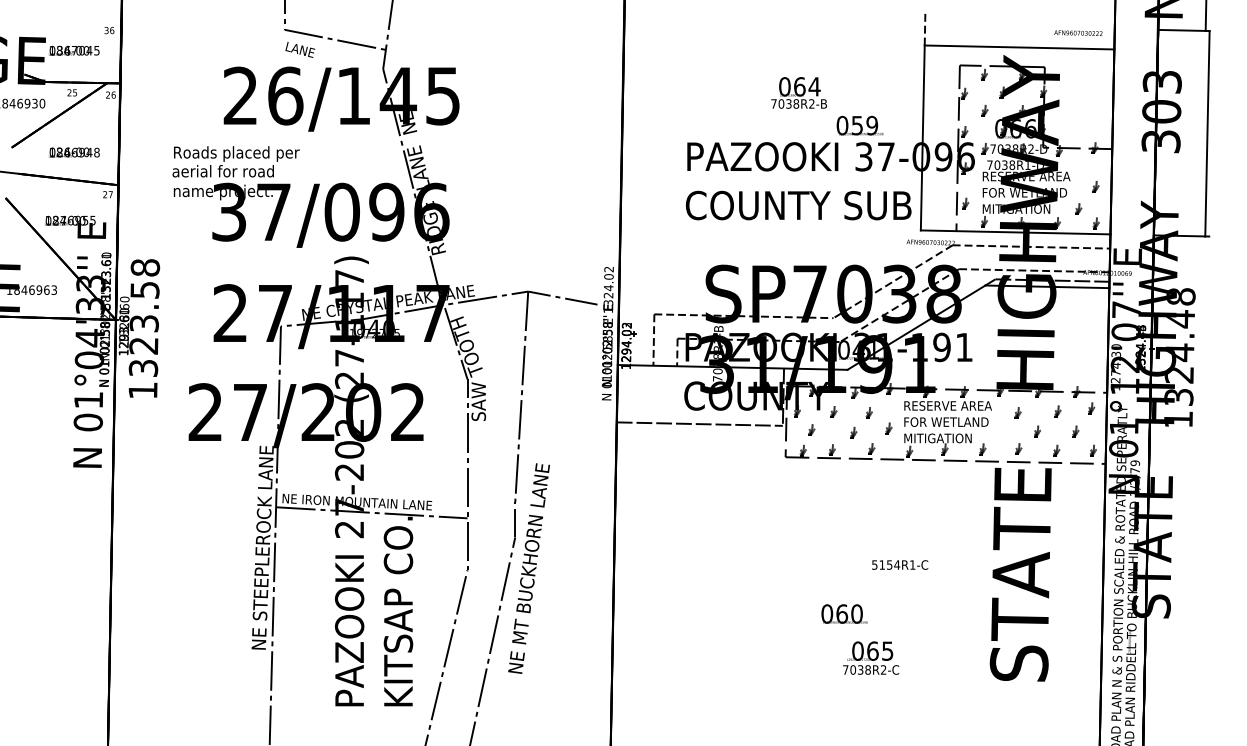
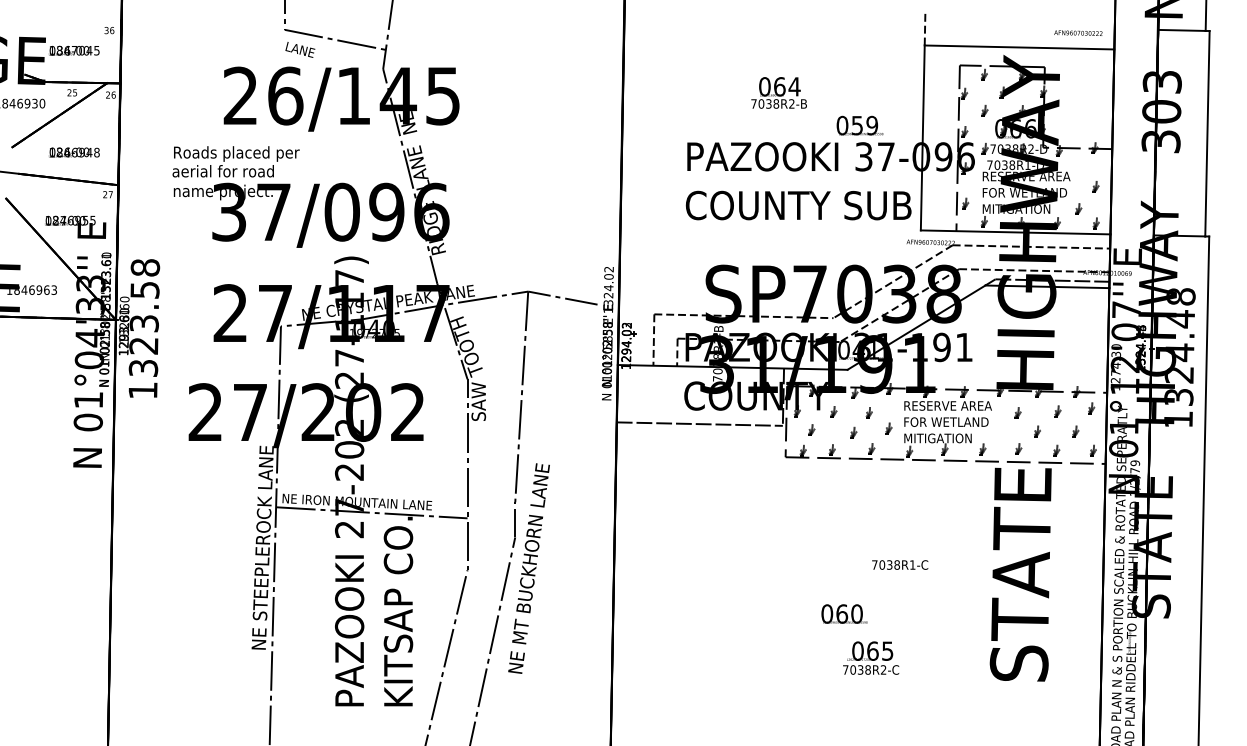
text position: (798, 92) -> (778, 92) (778, 92)
line: none -> present (1203, 489)
text: 5154R1-C -> 7038R1-C (885, 564)
